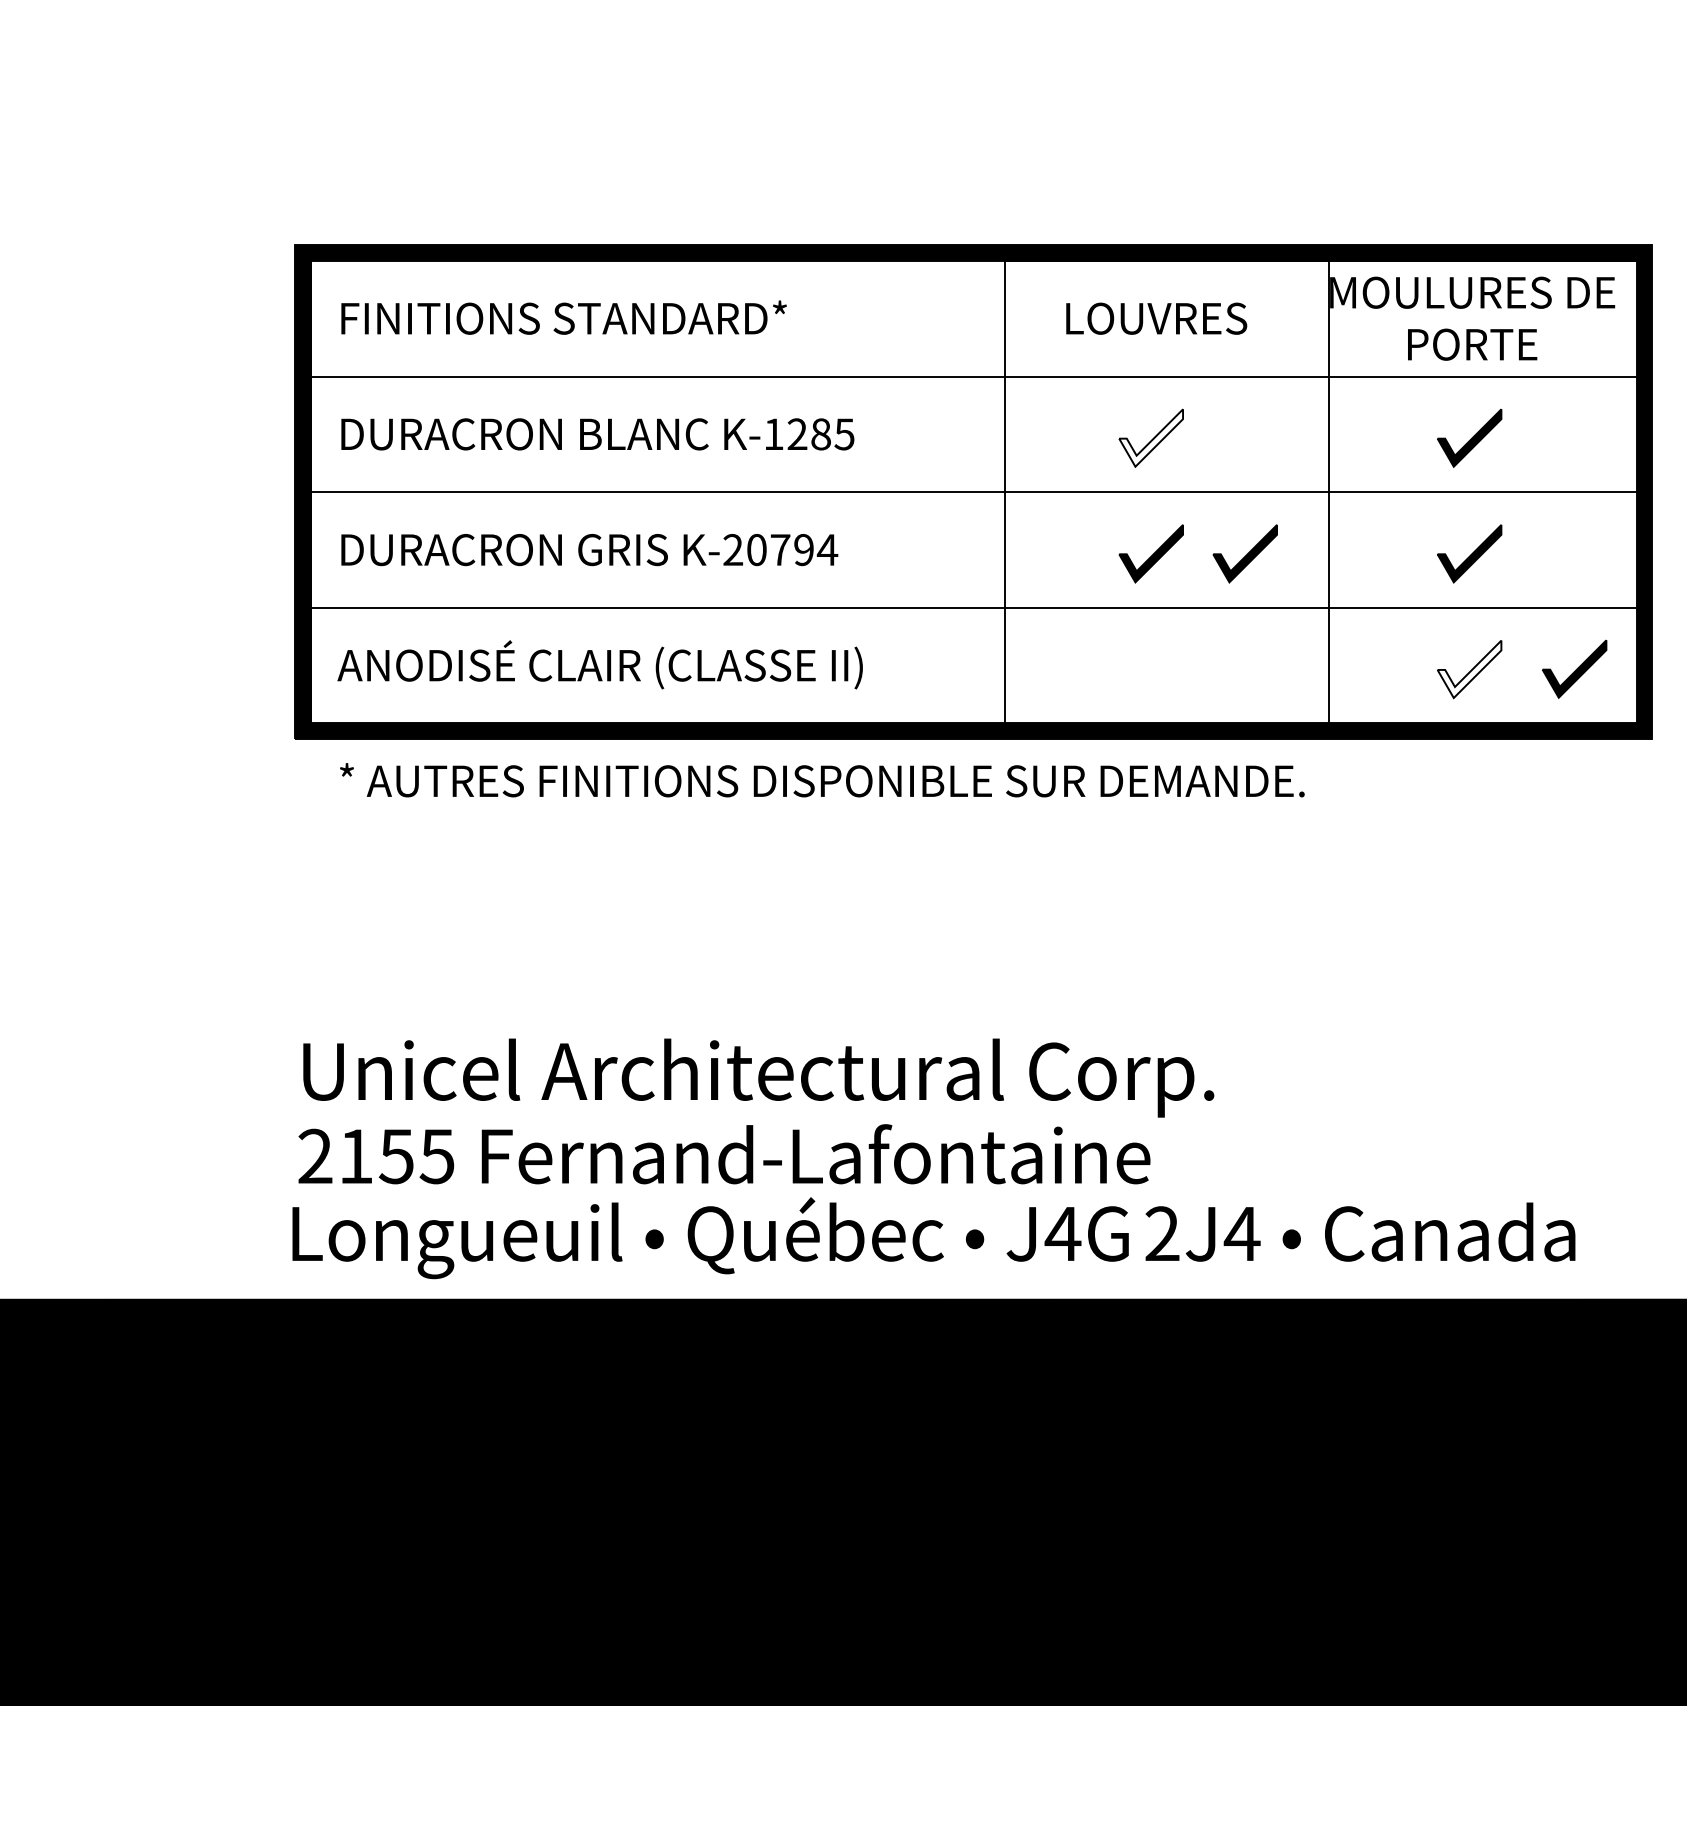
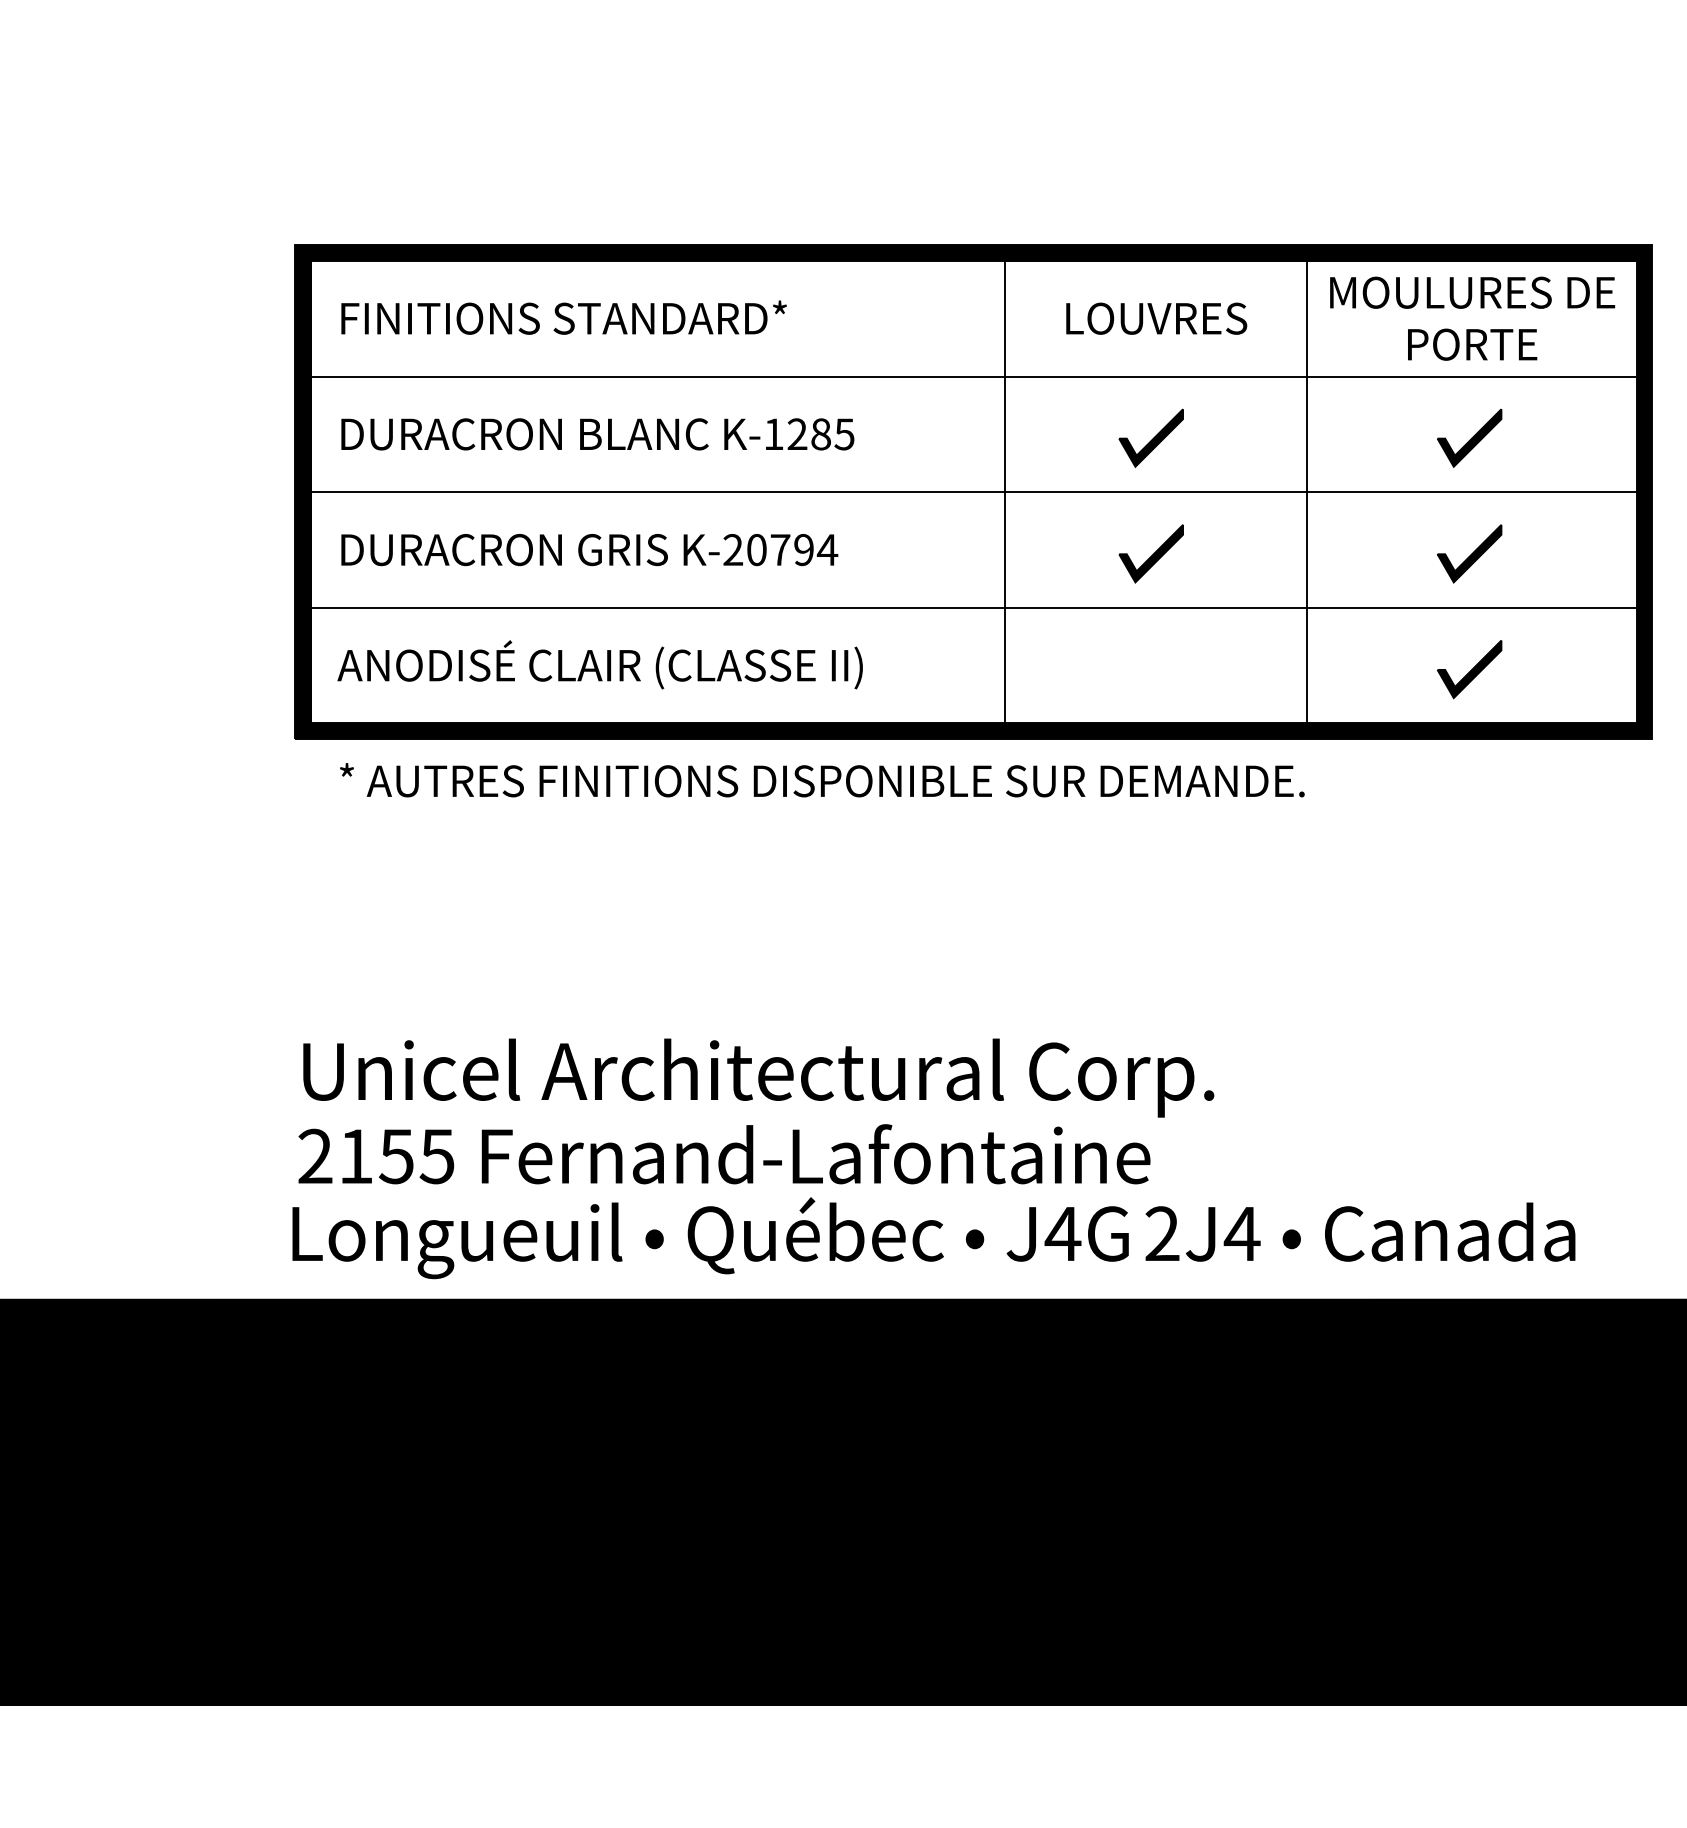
fill: none -> present (1151, 437)
line position: (1328, 491) -> (1306, 491) (1306, 491)
part: present -> none (1244, 553)
part: present -> none (1574, 668)
fill: none -> present (1469, 669)
